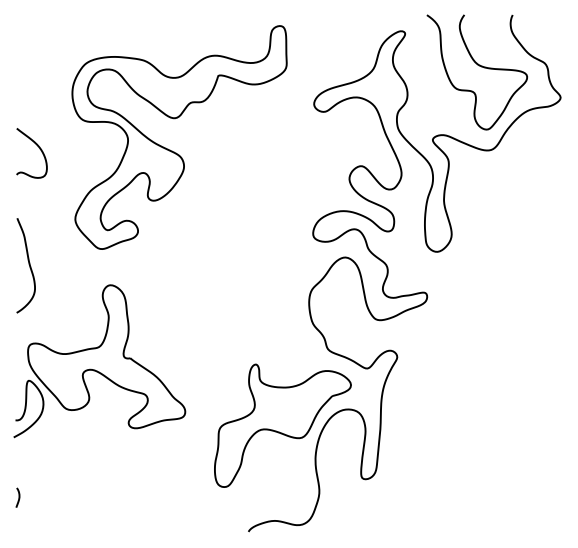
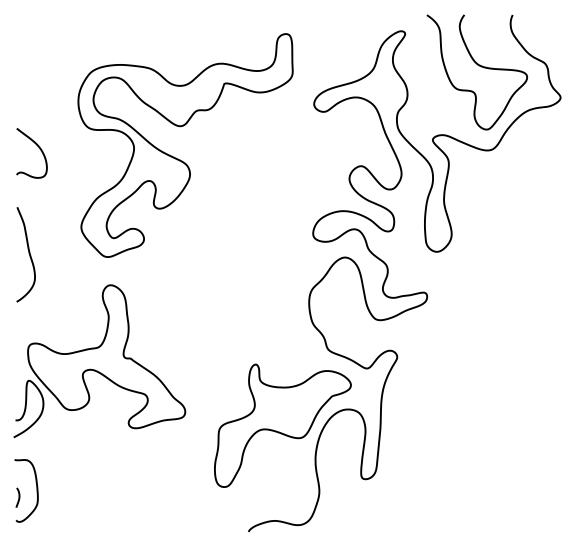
part position: (172, 150) -> (178, 158) (178, 158)
curve position: (28, 264) -> (28, 253) (28, 253)
curve: none -> present (36, 490)
